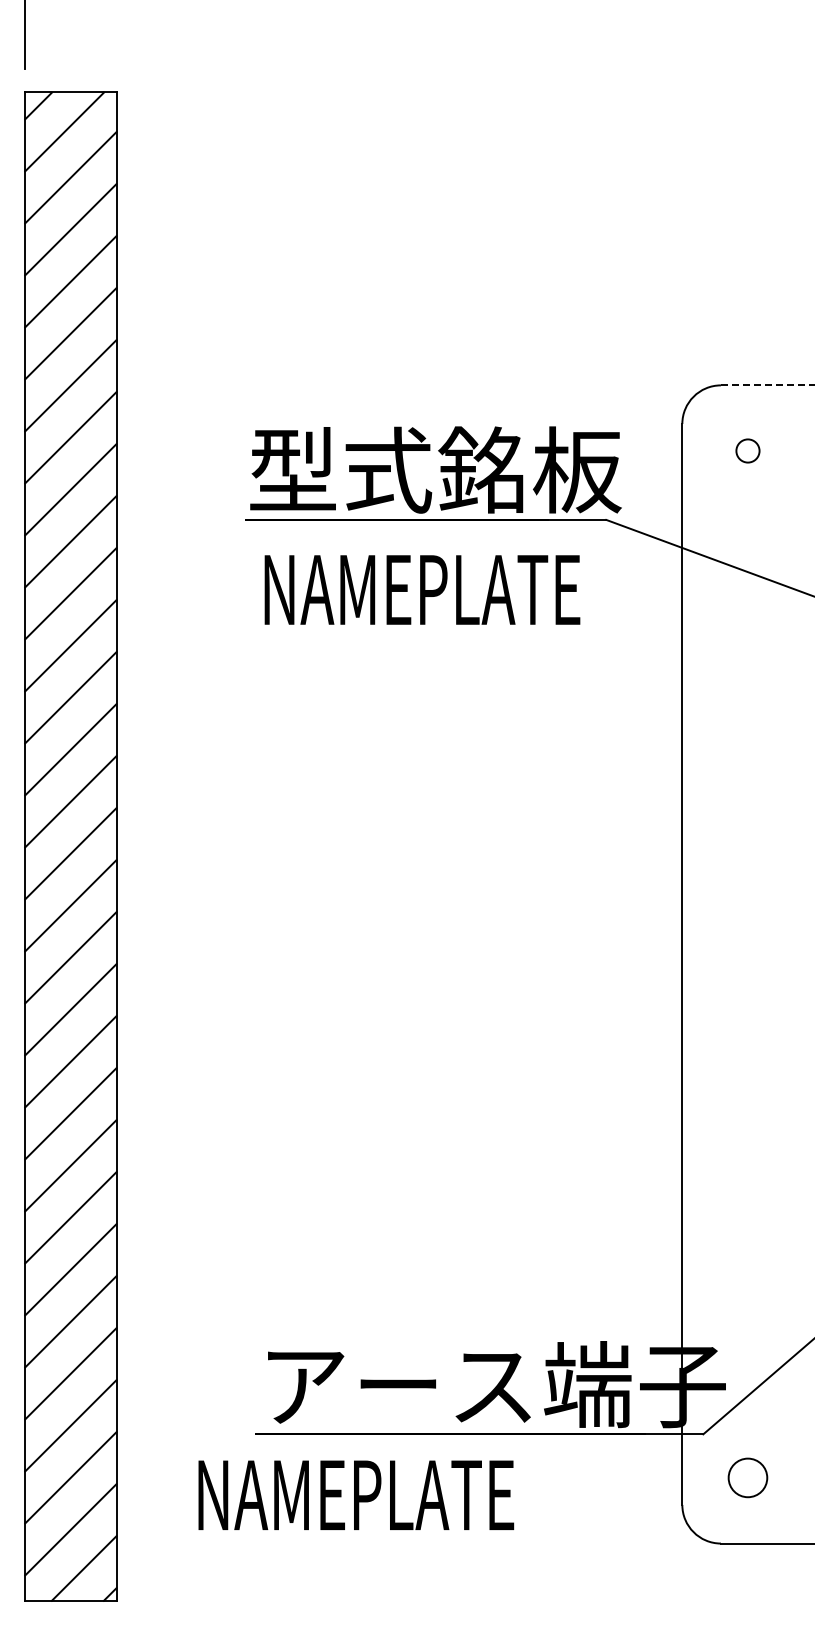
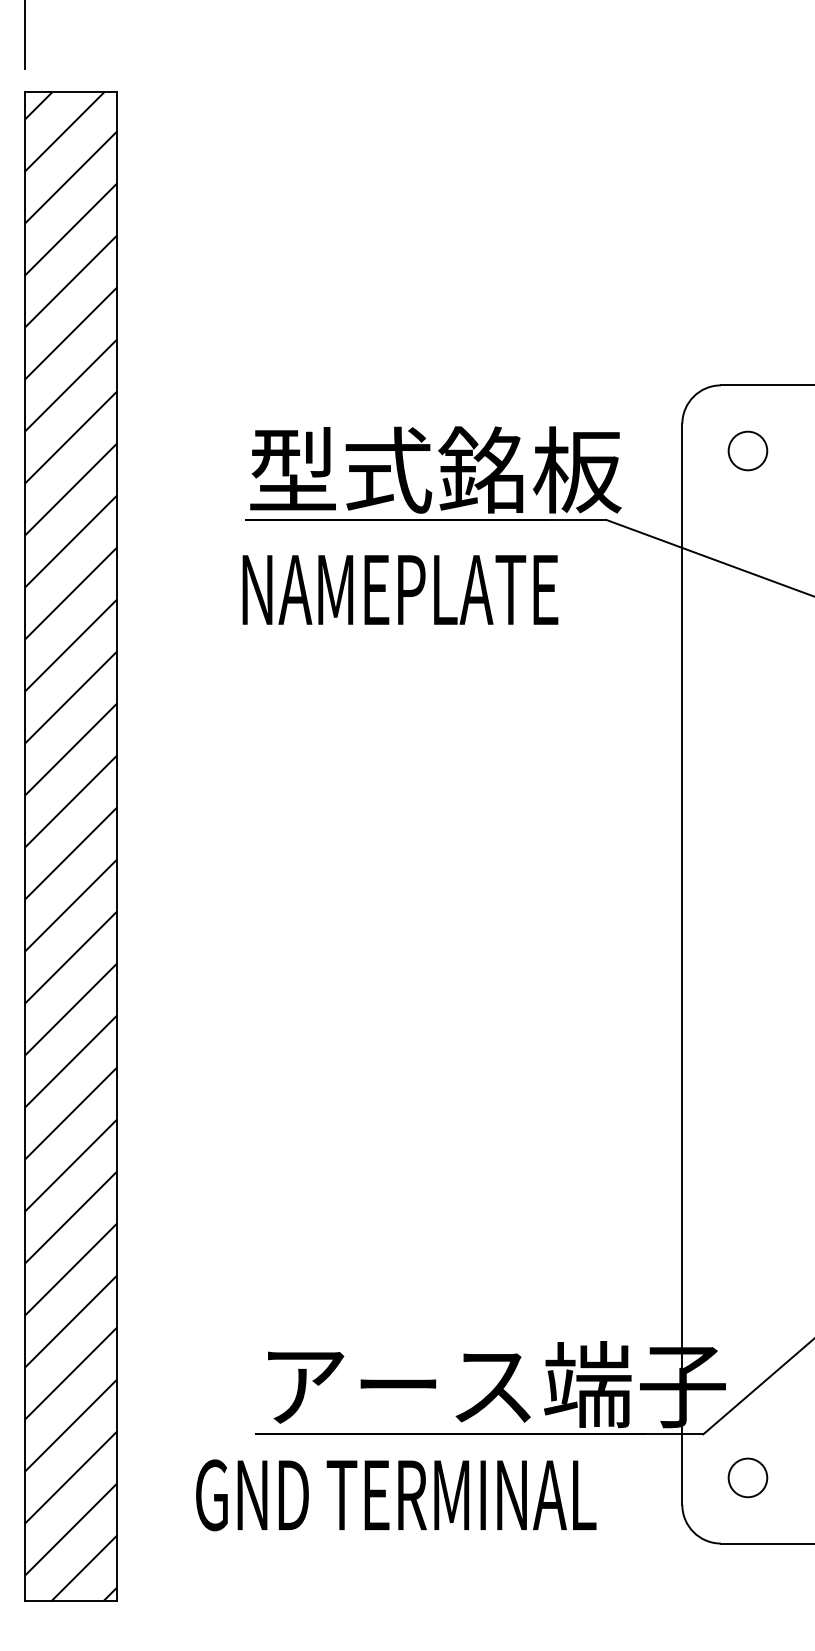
line: dashed -> solid (767, 385)
circle size: 26x26 px -> 42x42 px (747, 450)
text position: (422, 589) -> (400, 589) (400, 589)
text: NAMEPLATE -> GND TERMINAL (396, 1495)
